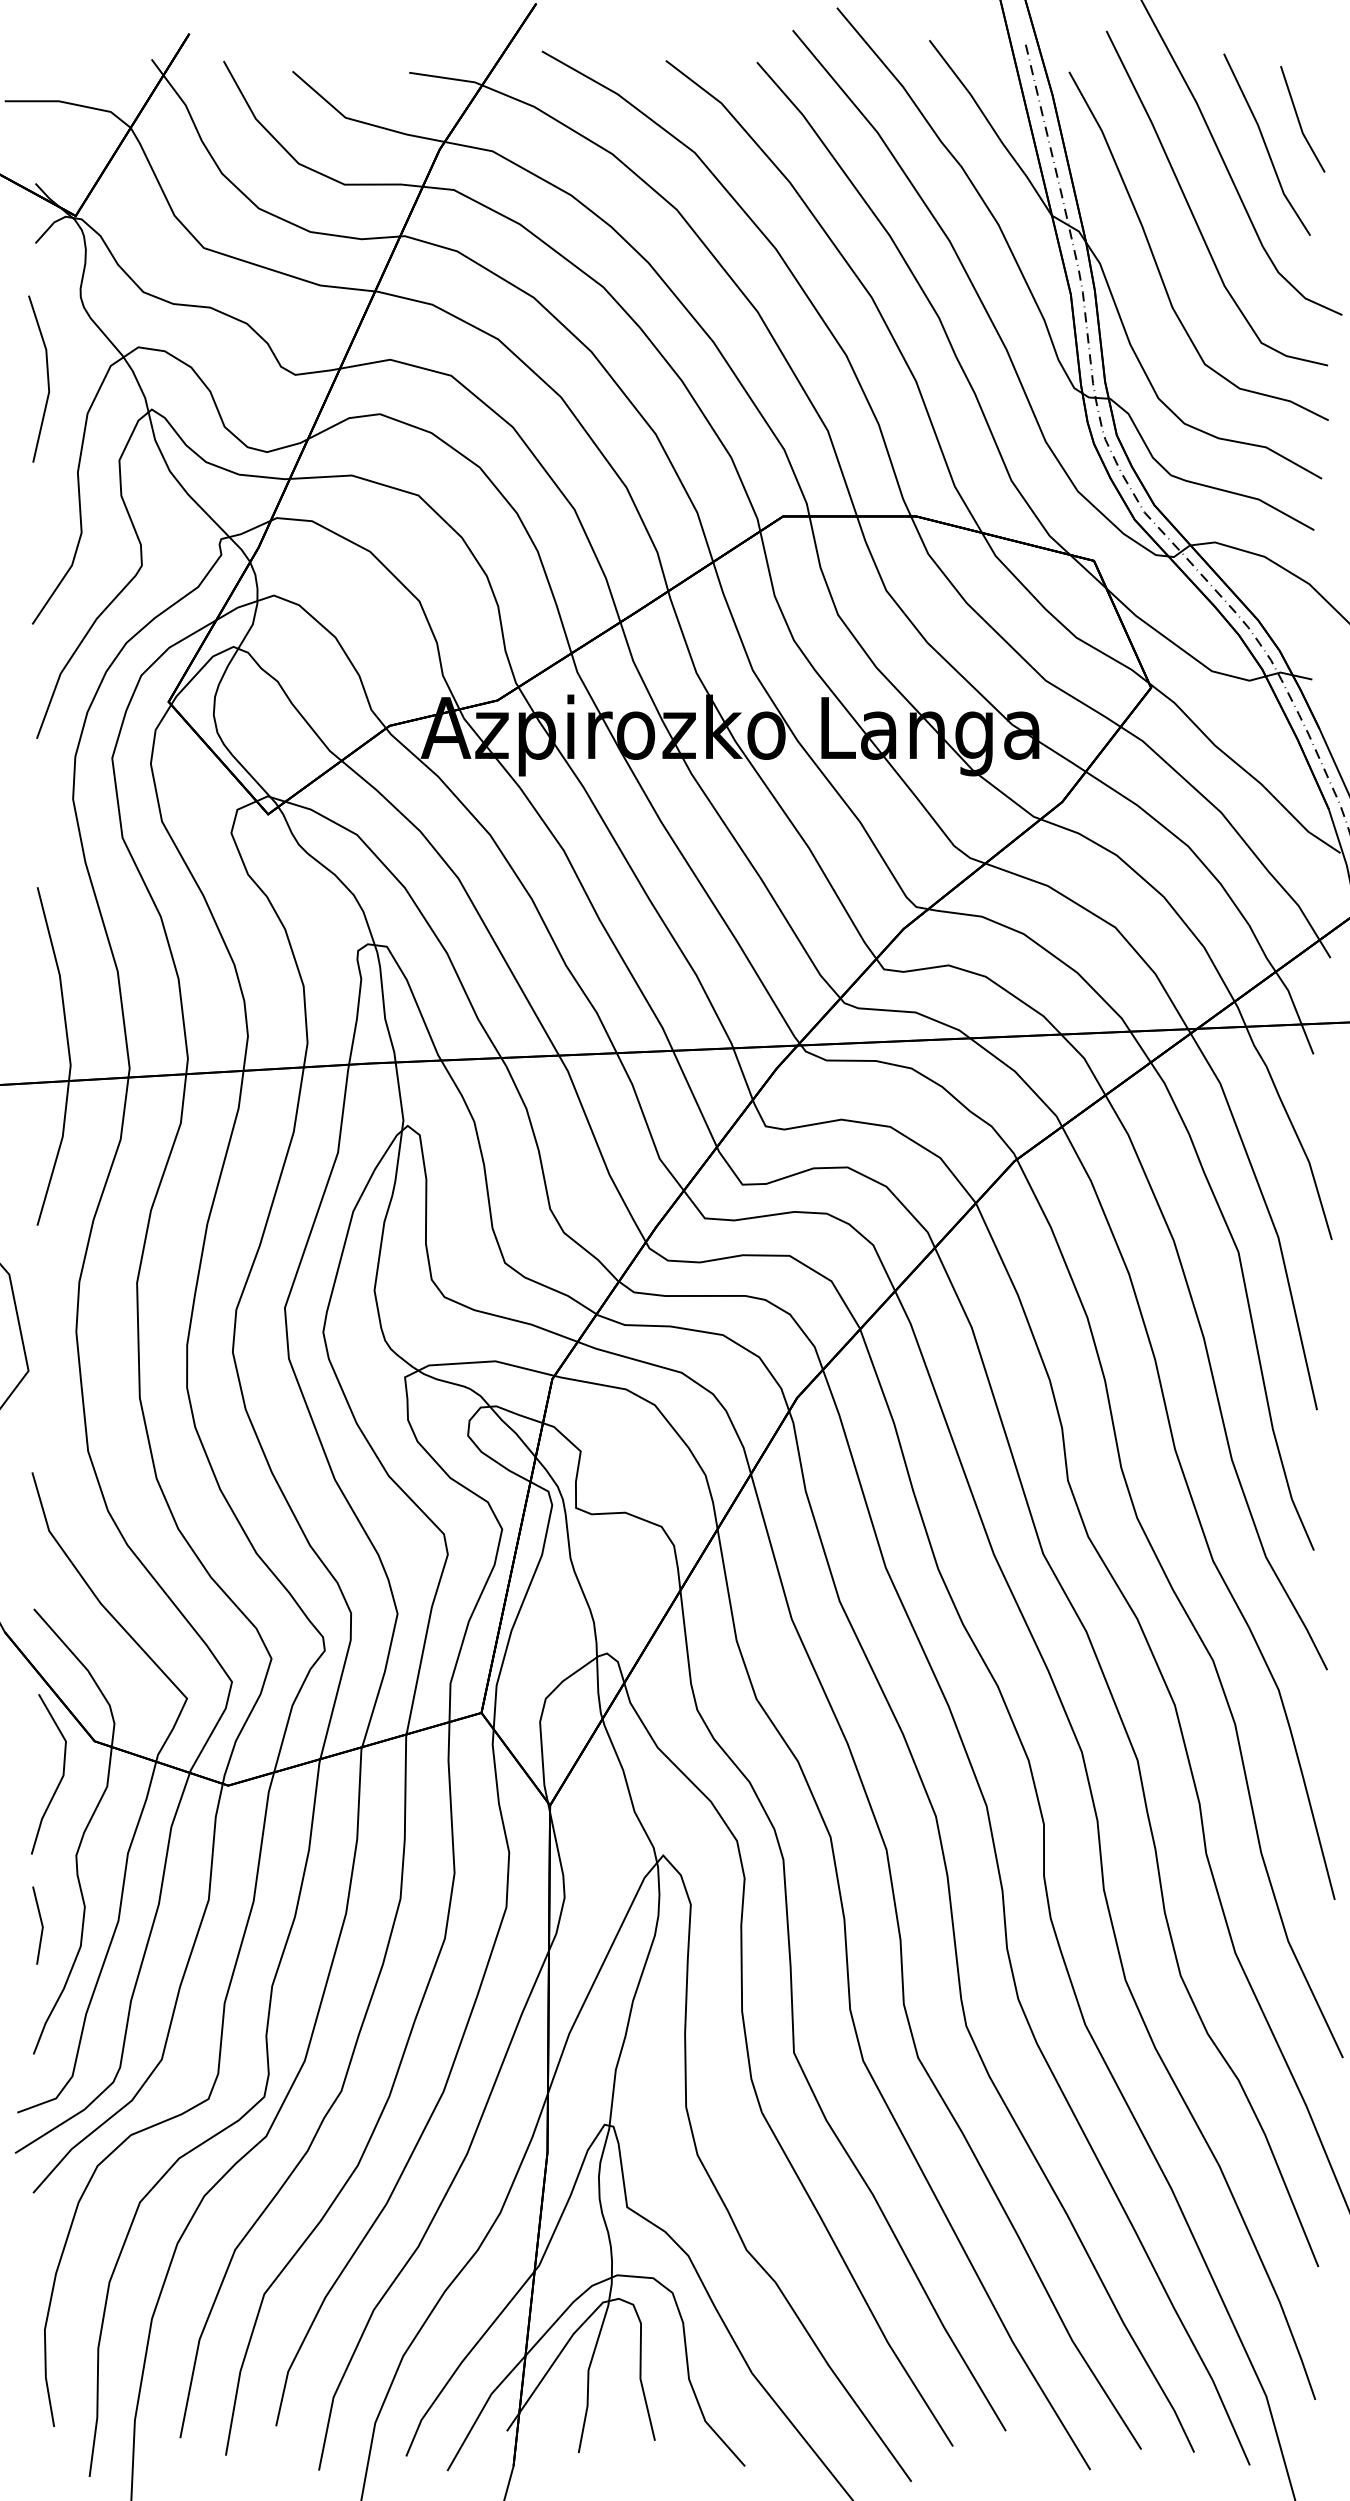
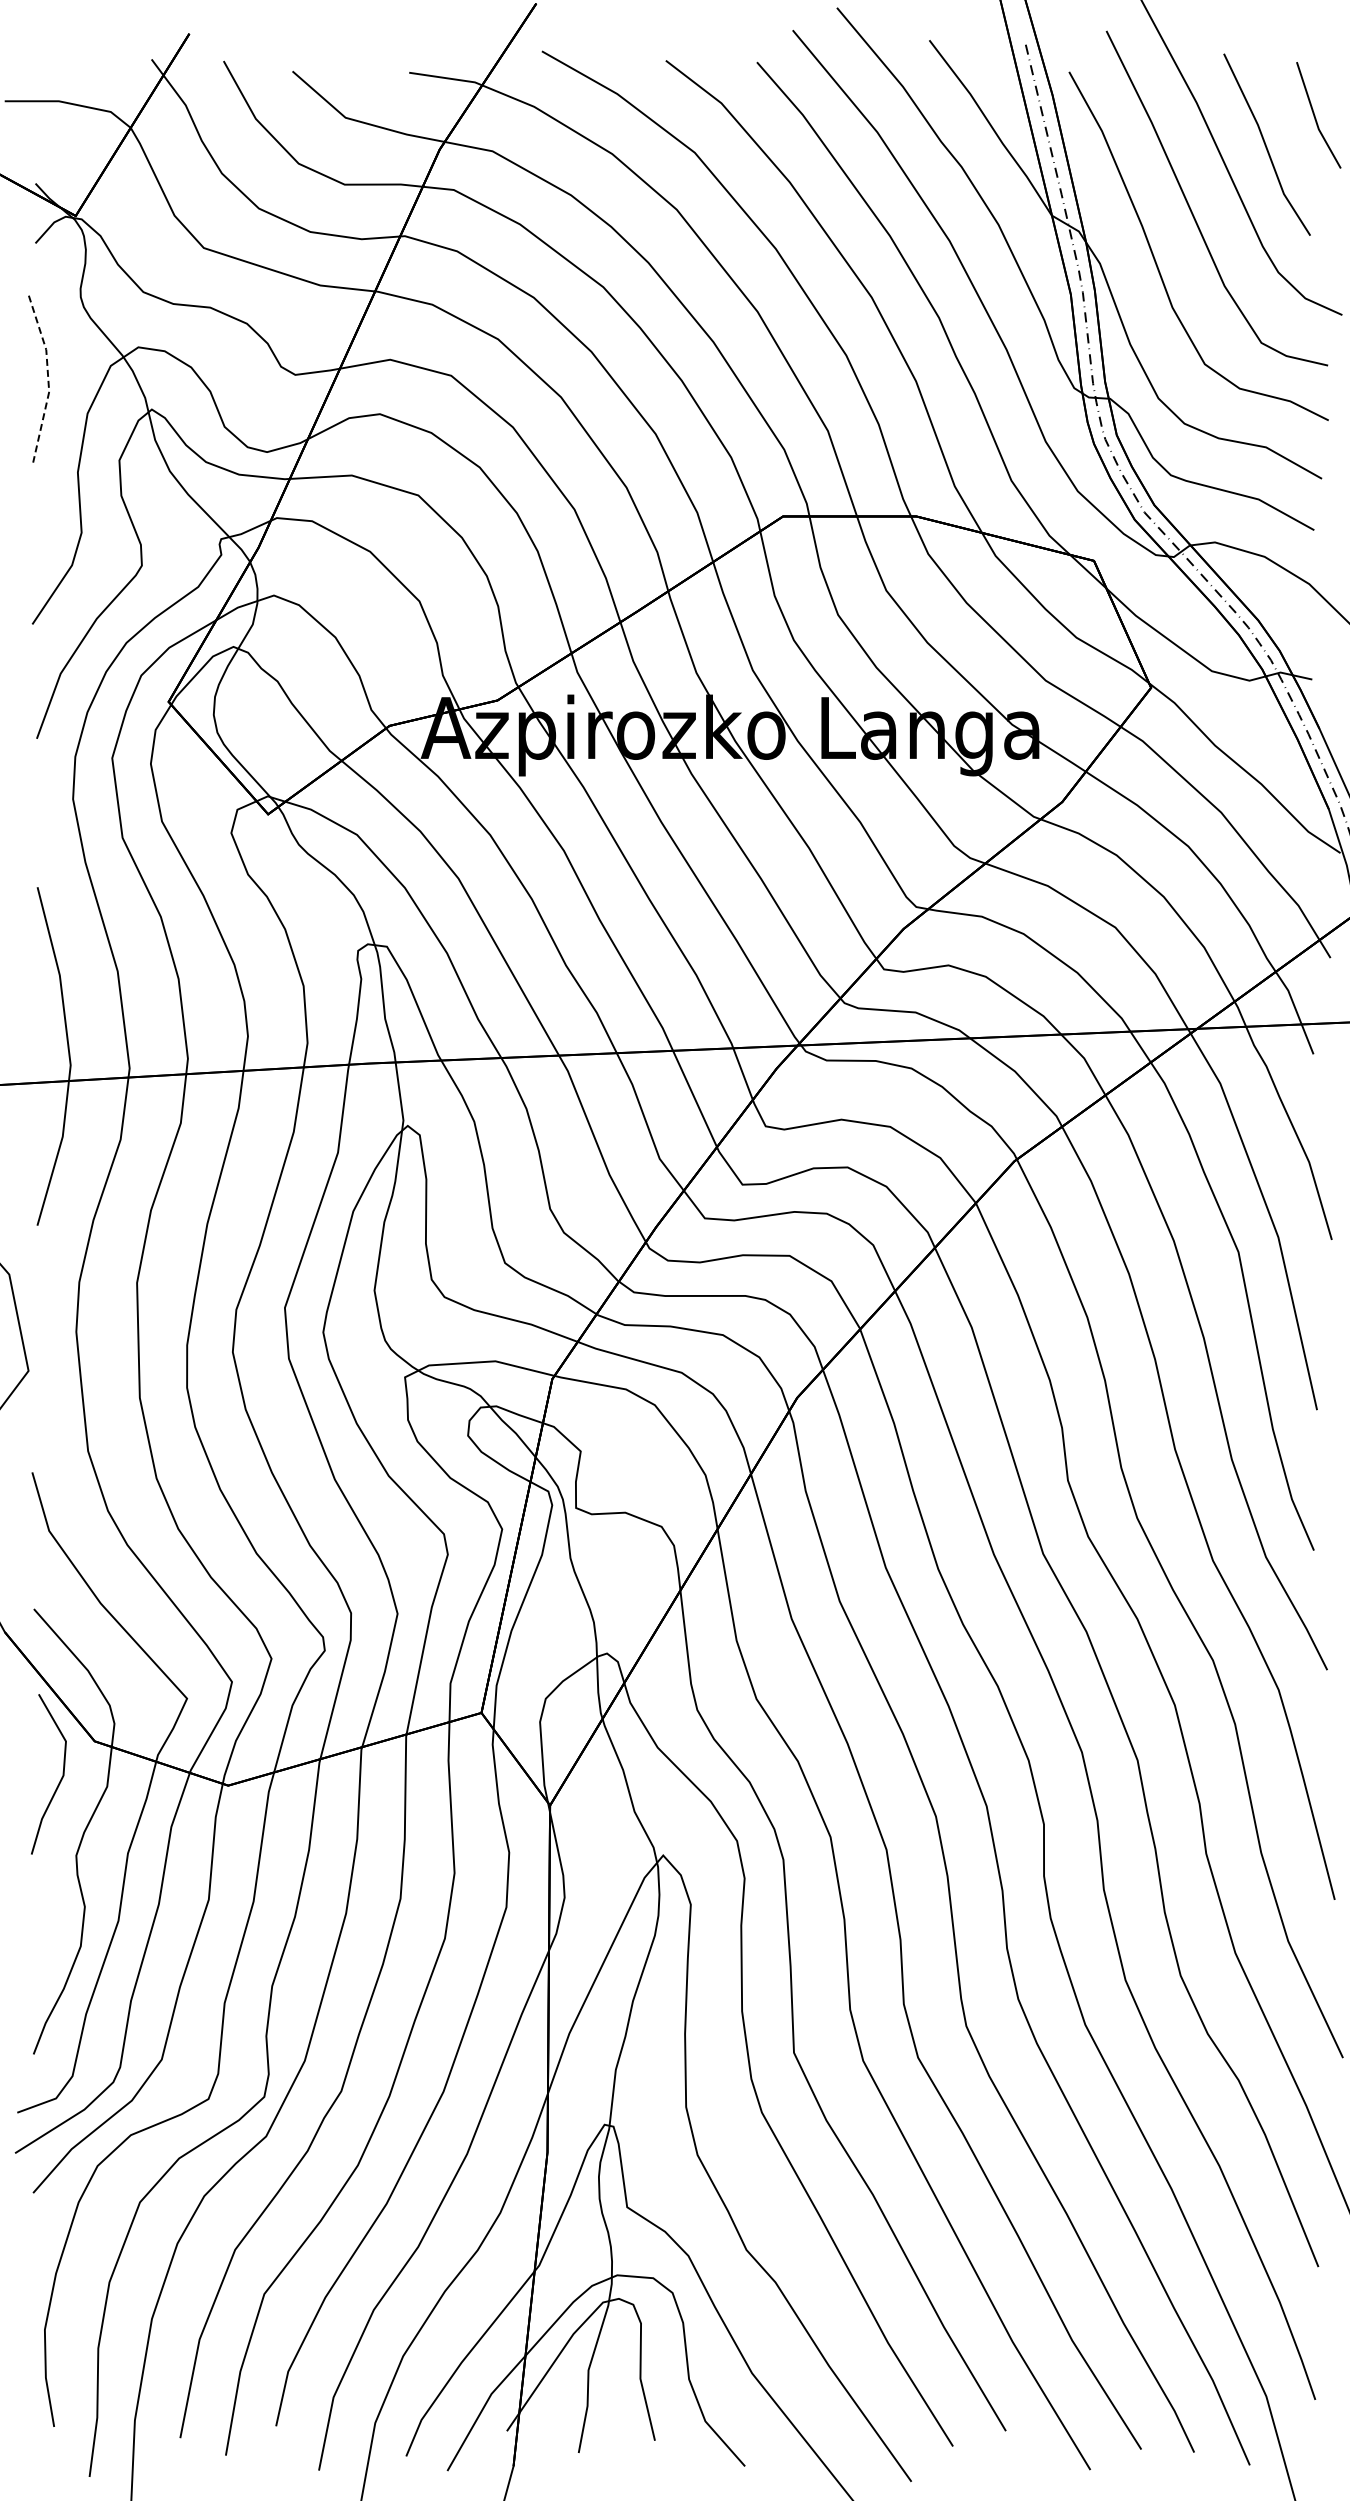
line position: (1299, 119) -> (1315, 115) (1315, 115)
line: solid -> dashed (48, 379)
line: present -> none (41, 1925)
